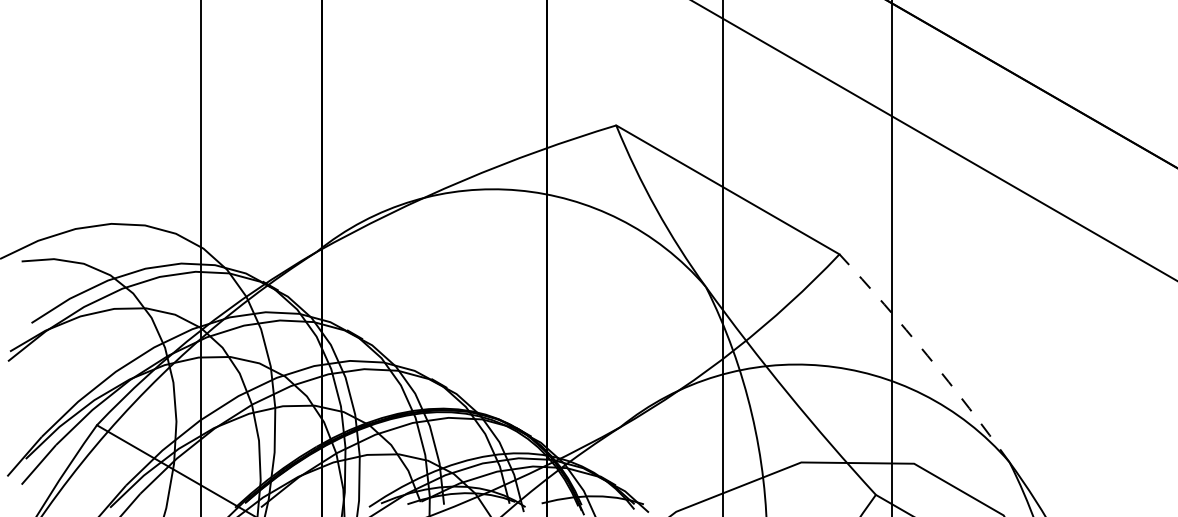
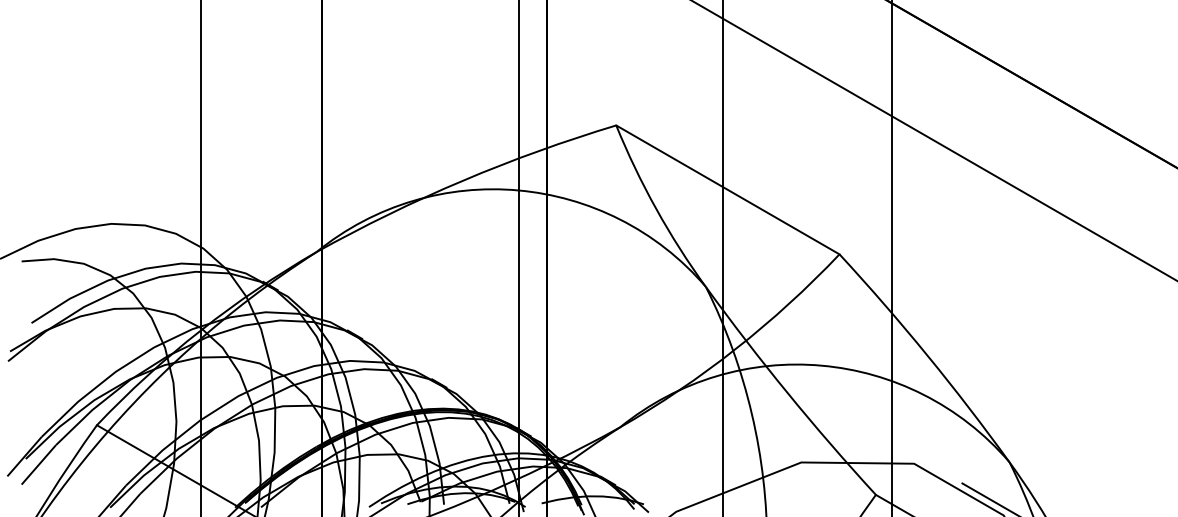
line: none -> present (519, 257)
arc: dashed -> solid (927, 355)
line: none -> present (988, 498)
